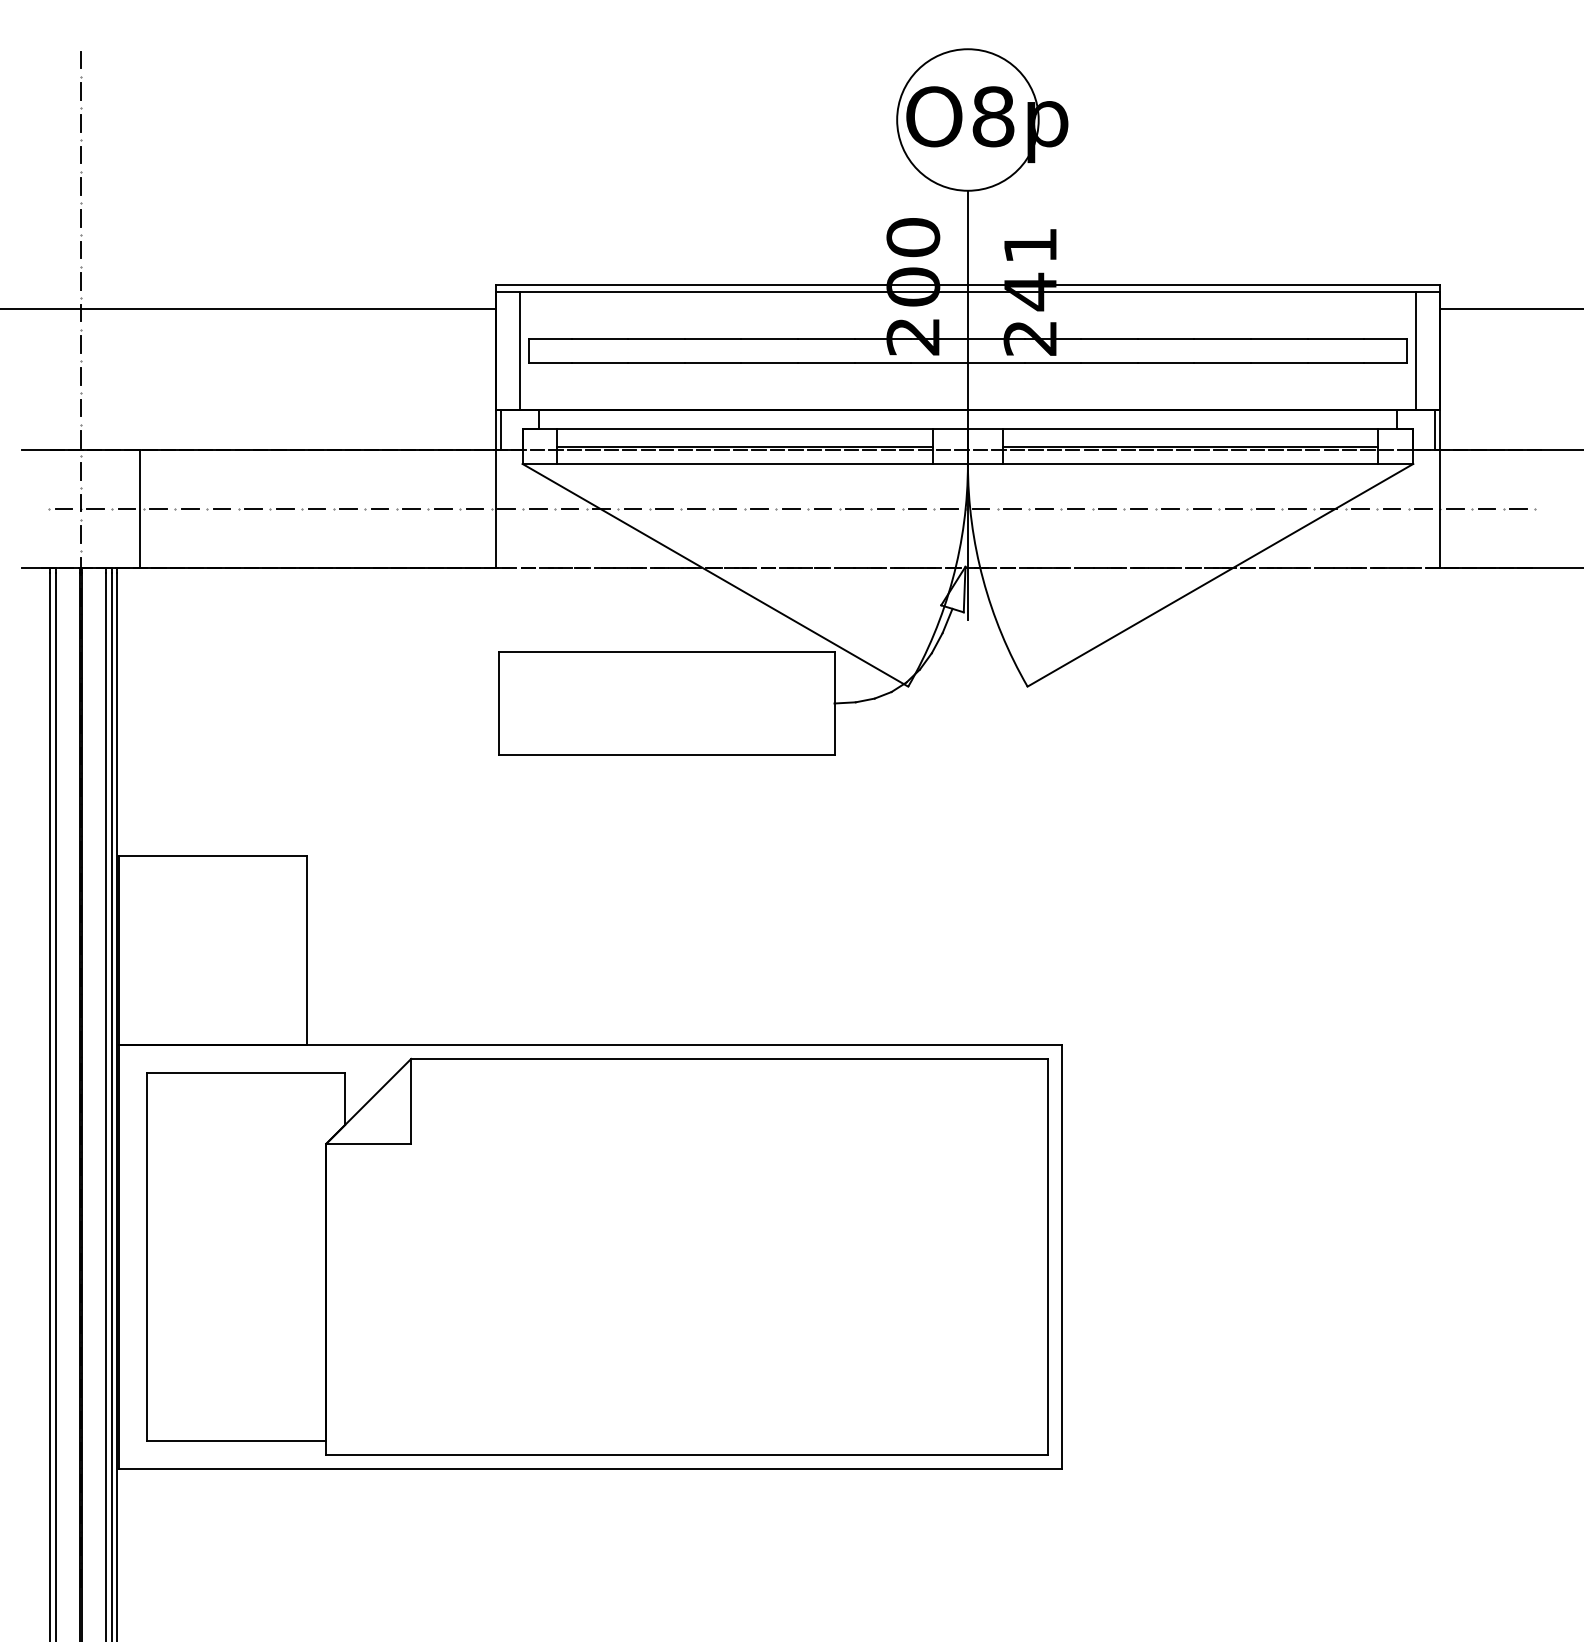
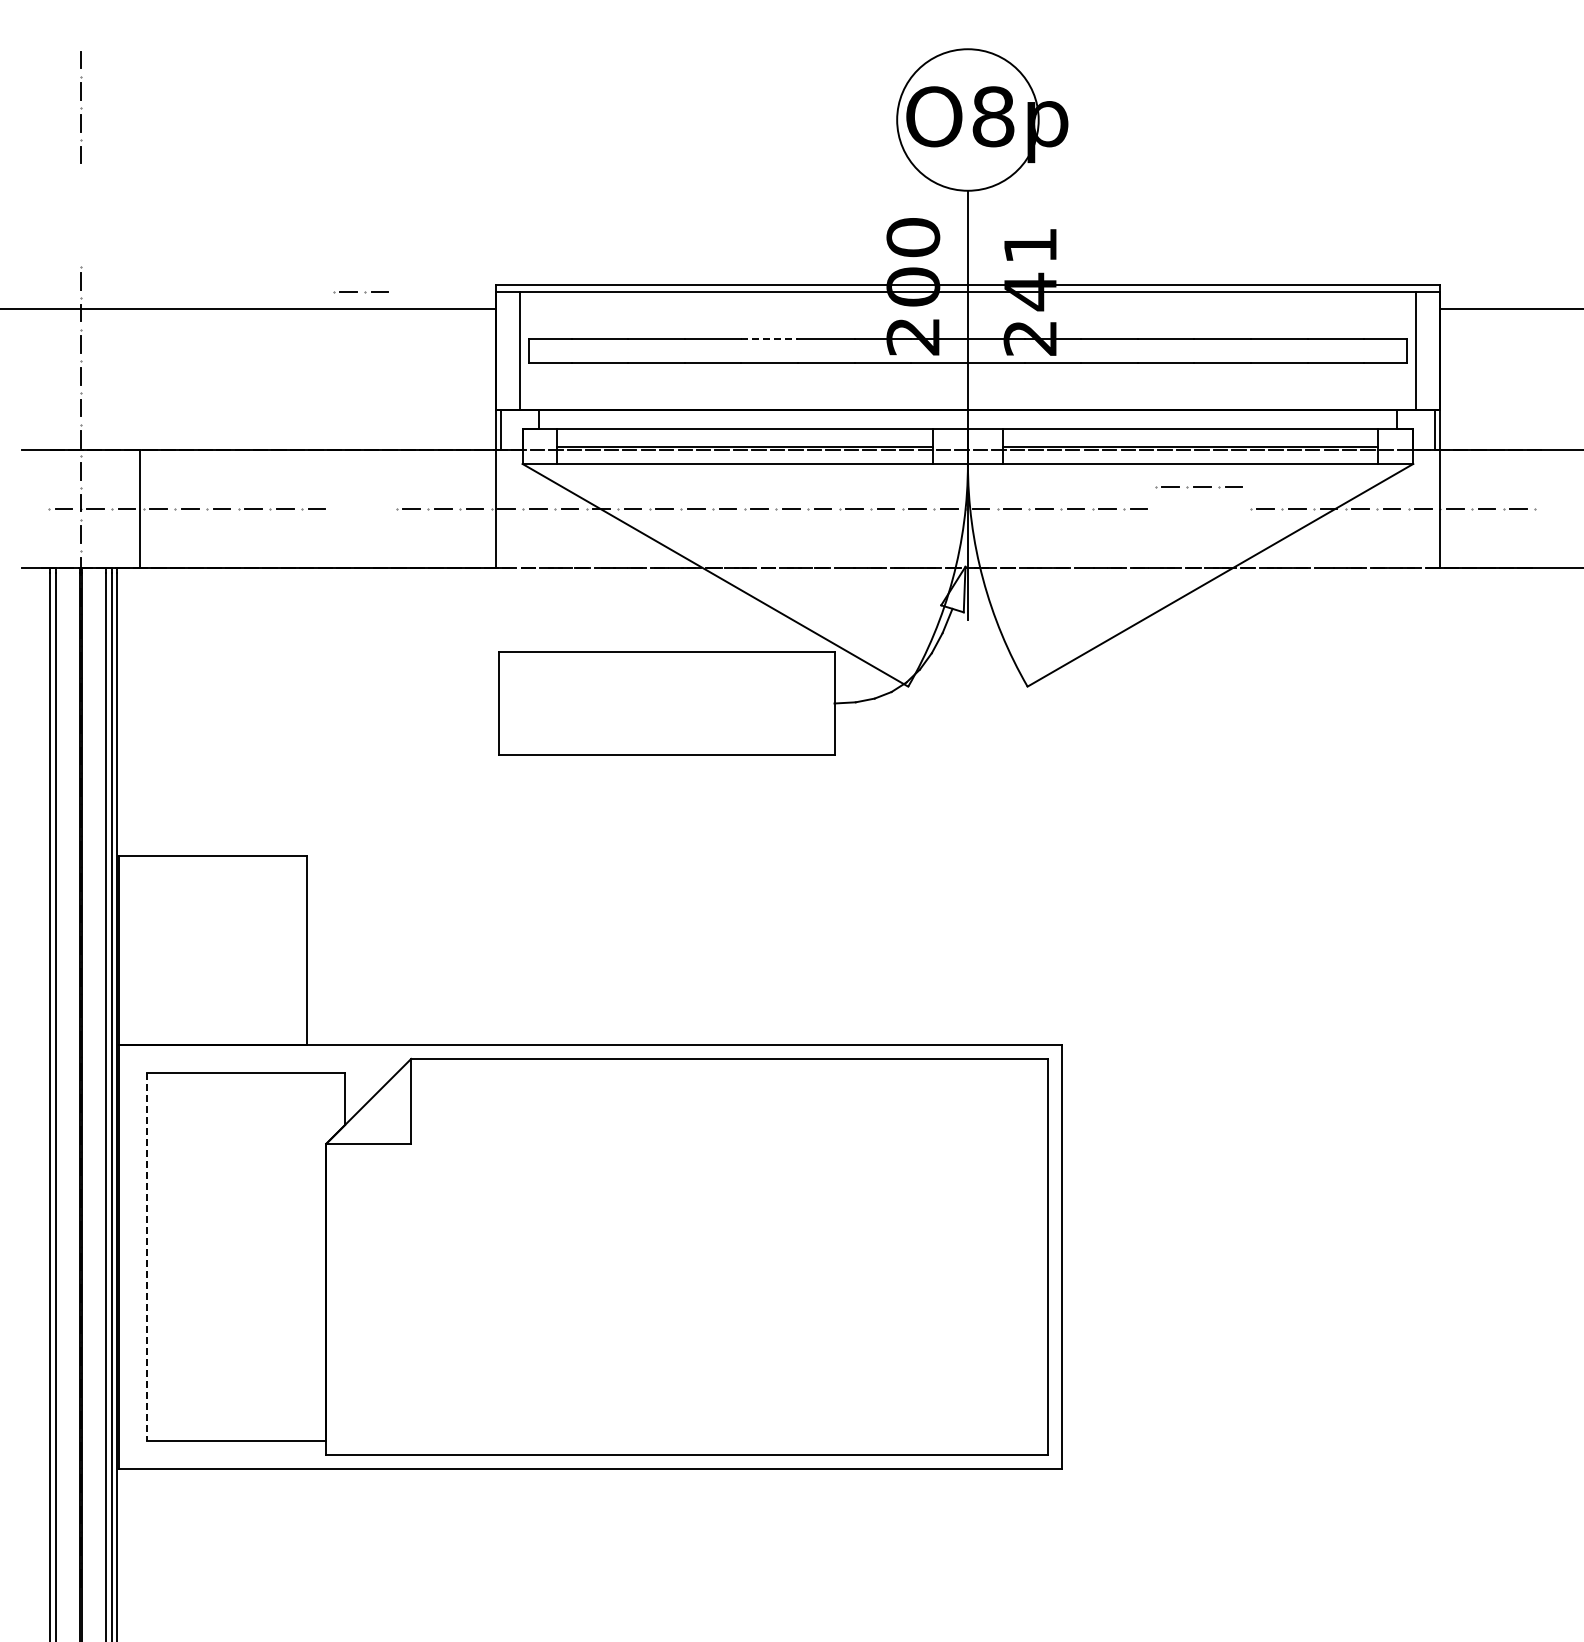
part: present -> none (81, 214)
line: solid -> dashed (770, 339)
part position: (360, 509) -> (360, 292) (360, 292)
part position: (1198, 509) -> (1198, 487) (1198, 487)
line: solid -> dashed (146, 1257)
